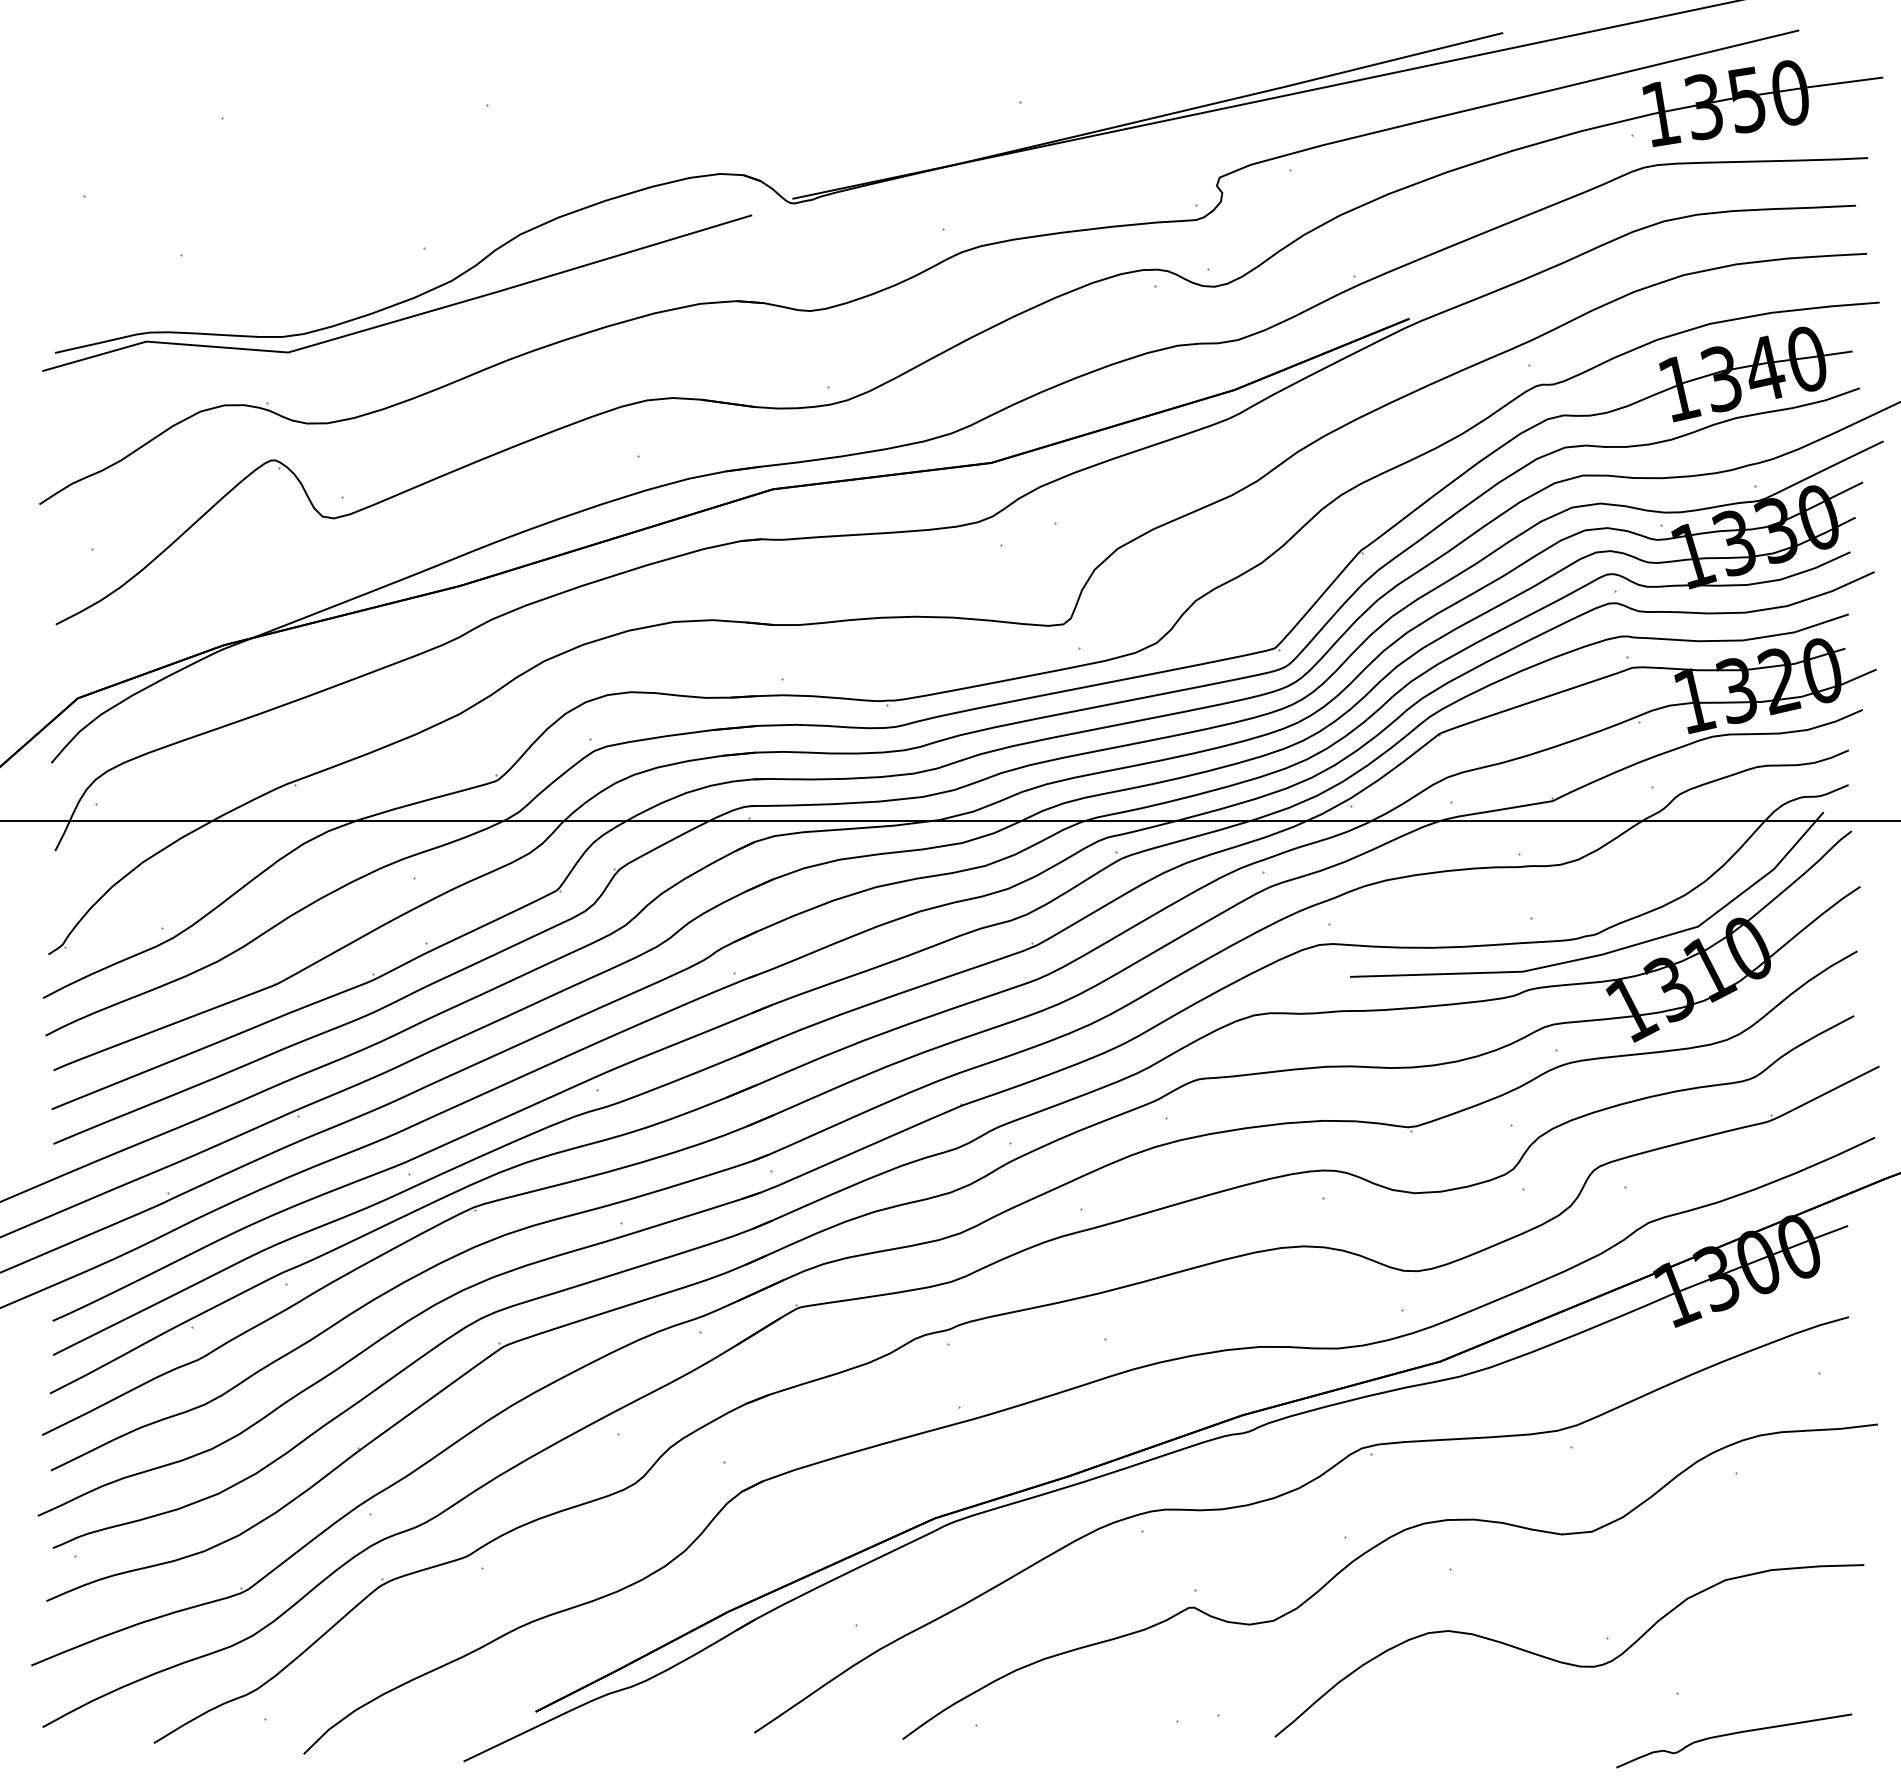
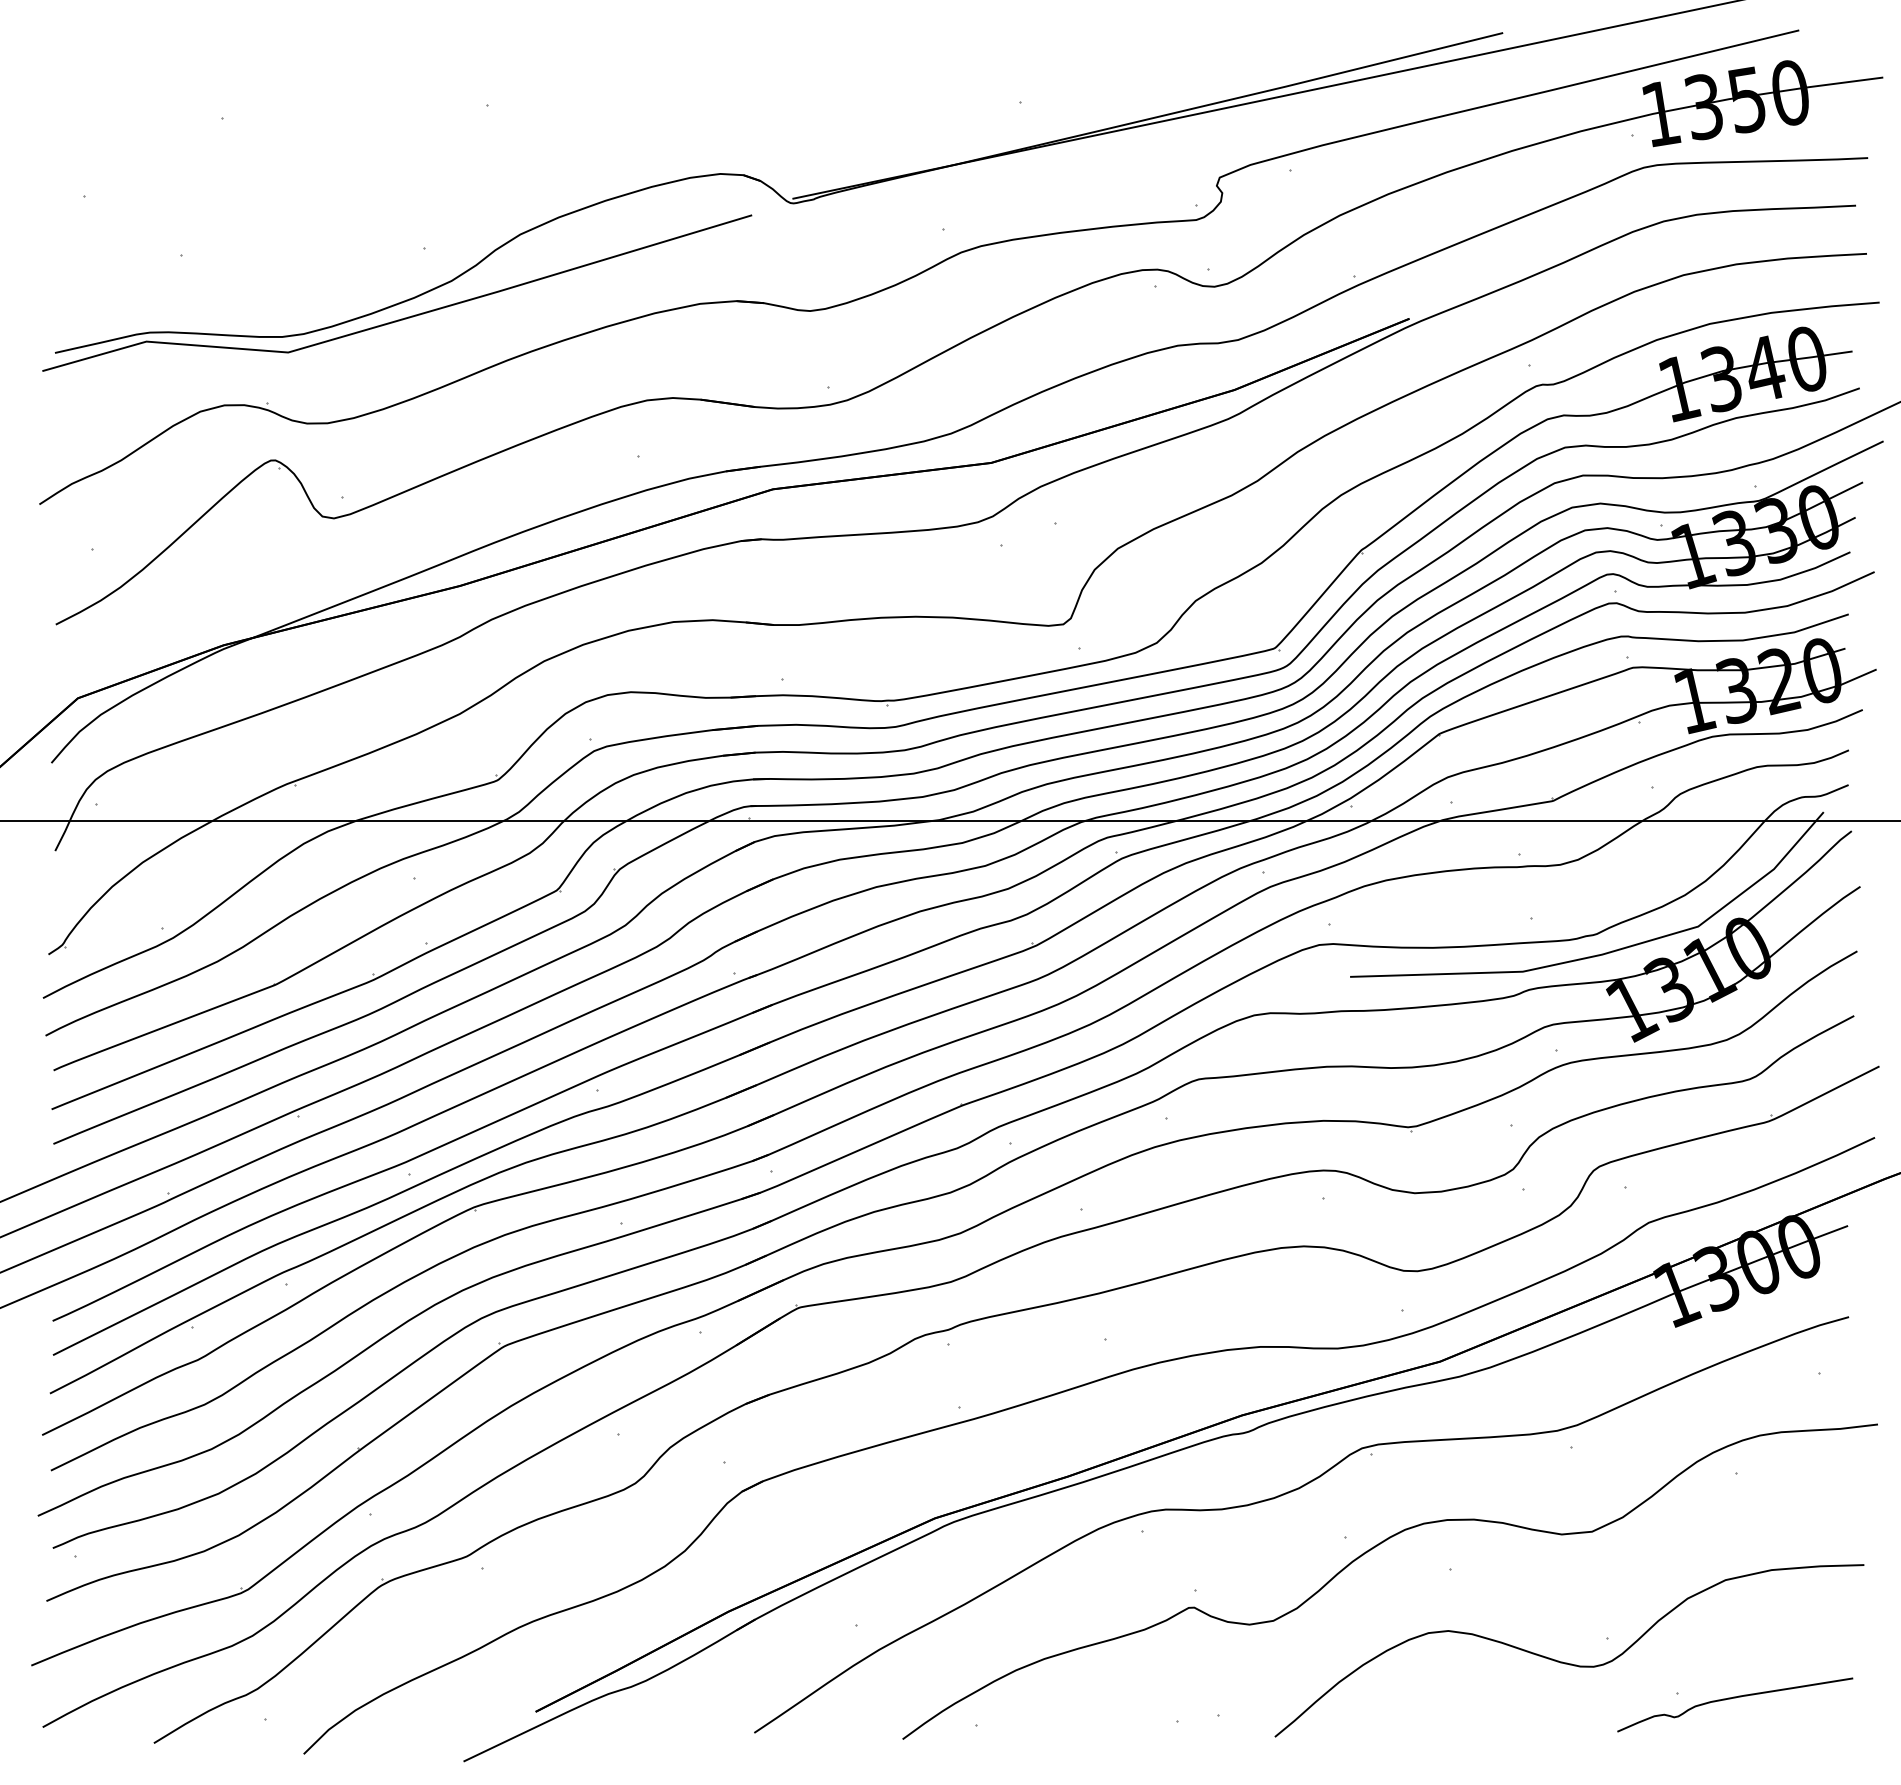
curve position: (1734, 1734) -> (1735, 1698) (1735, 1698)
